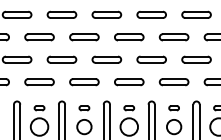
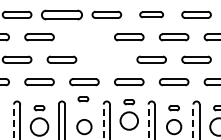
part size: 32x9 px -> 42x12 px (61, 14)
part size: 31x9 px -> 25x8 px (151, 14)
part: present -> none (84, 37)
part: present -> none (106, 59)
part position: (84, 108) -> (83, 99) (83, 99)
part position: (128, 120) -> (128, 114) (128, 114)
line: solid -> dashed (13, 121)
line: solid -> dashed (103, 121)
line: solid -> dashed (148, 121)
line: solid -> dashed (193, 121)
